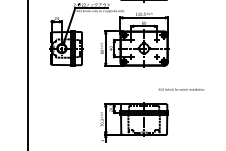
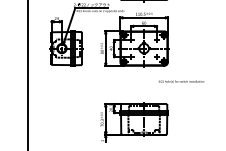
text position: (181, 89) -> (181, 81) (181, 81)
